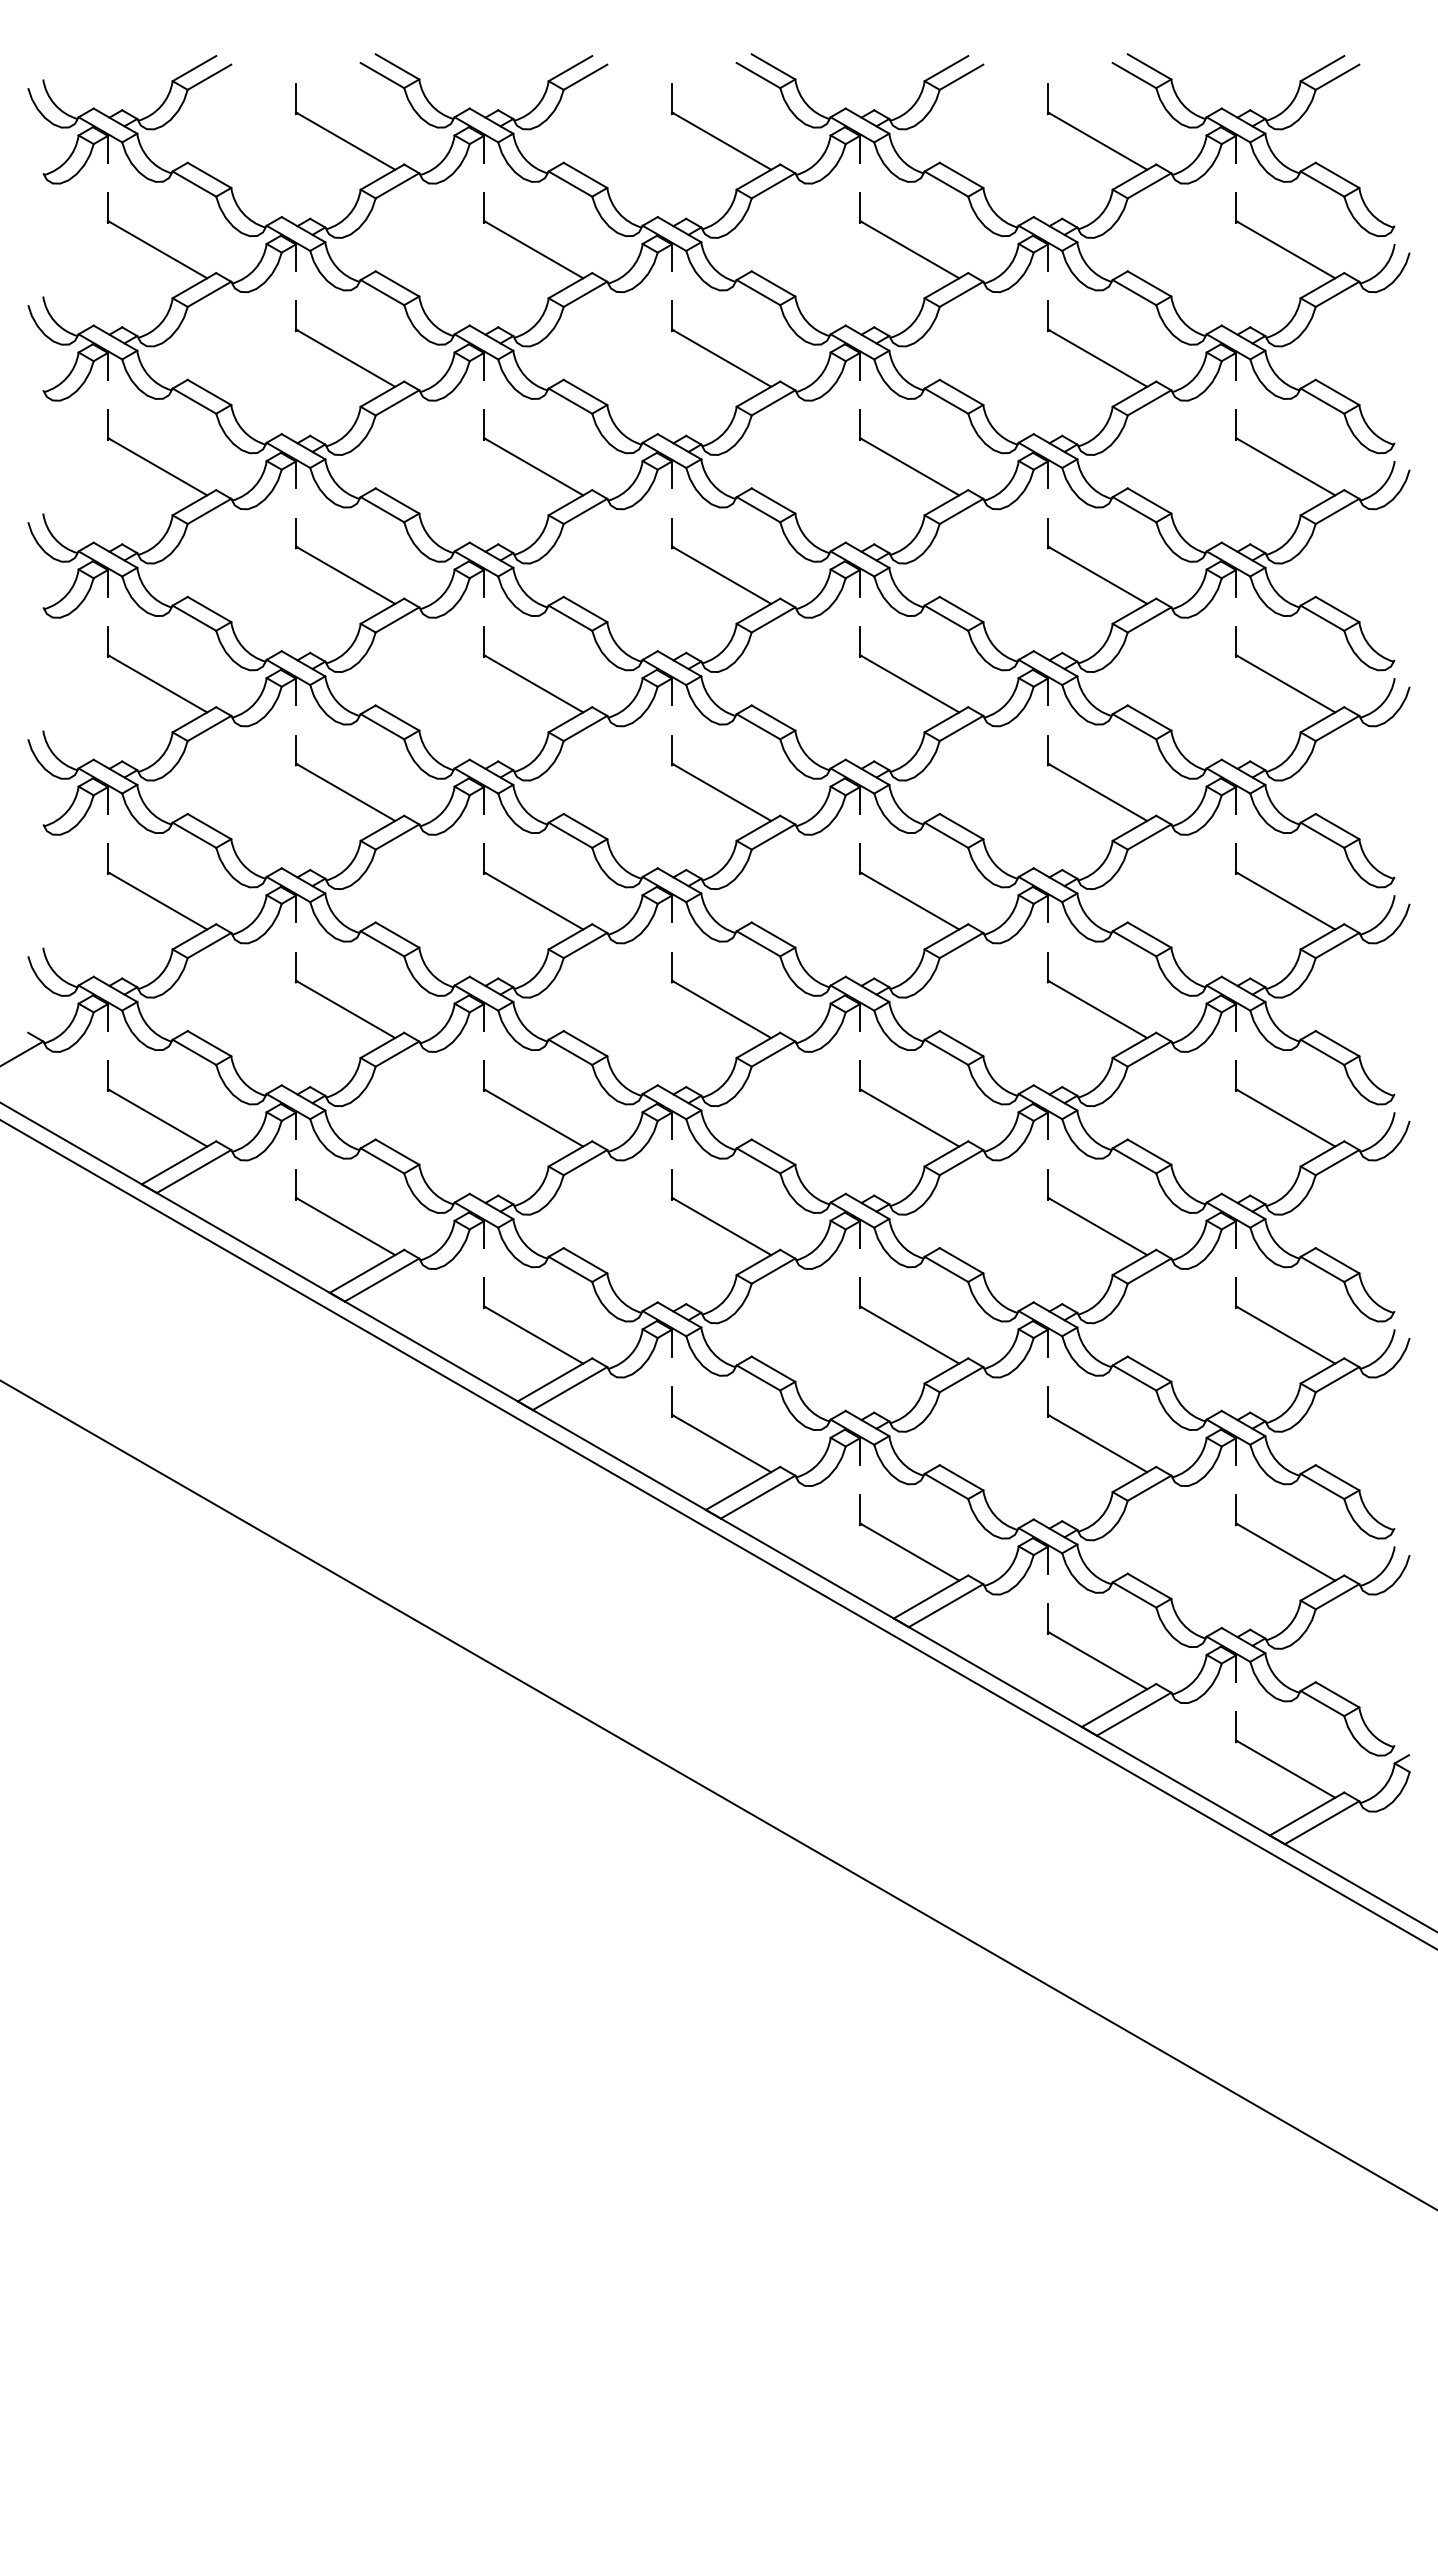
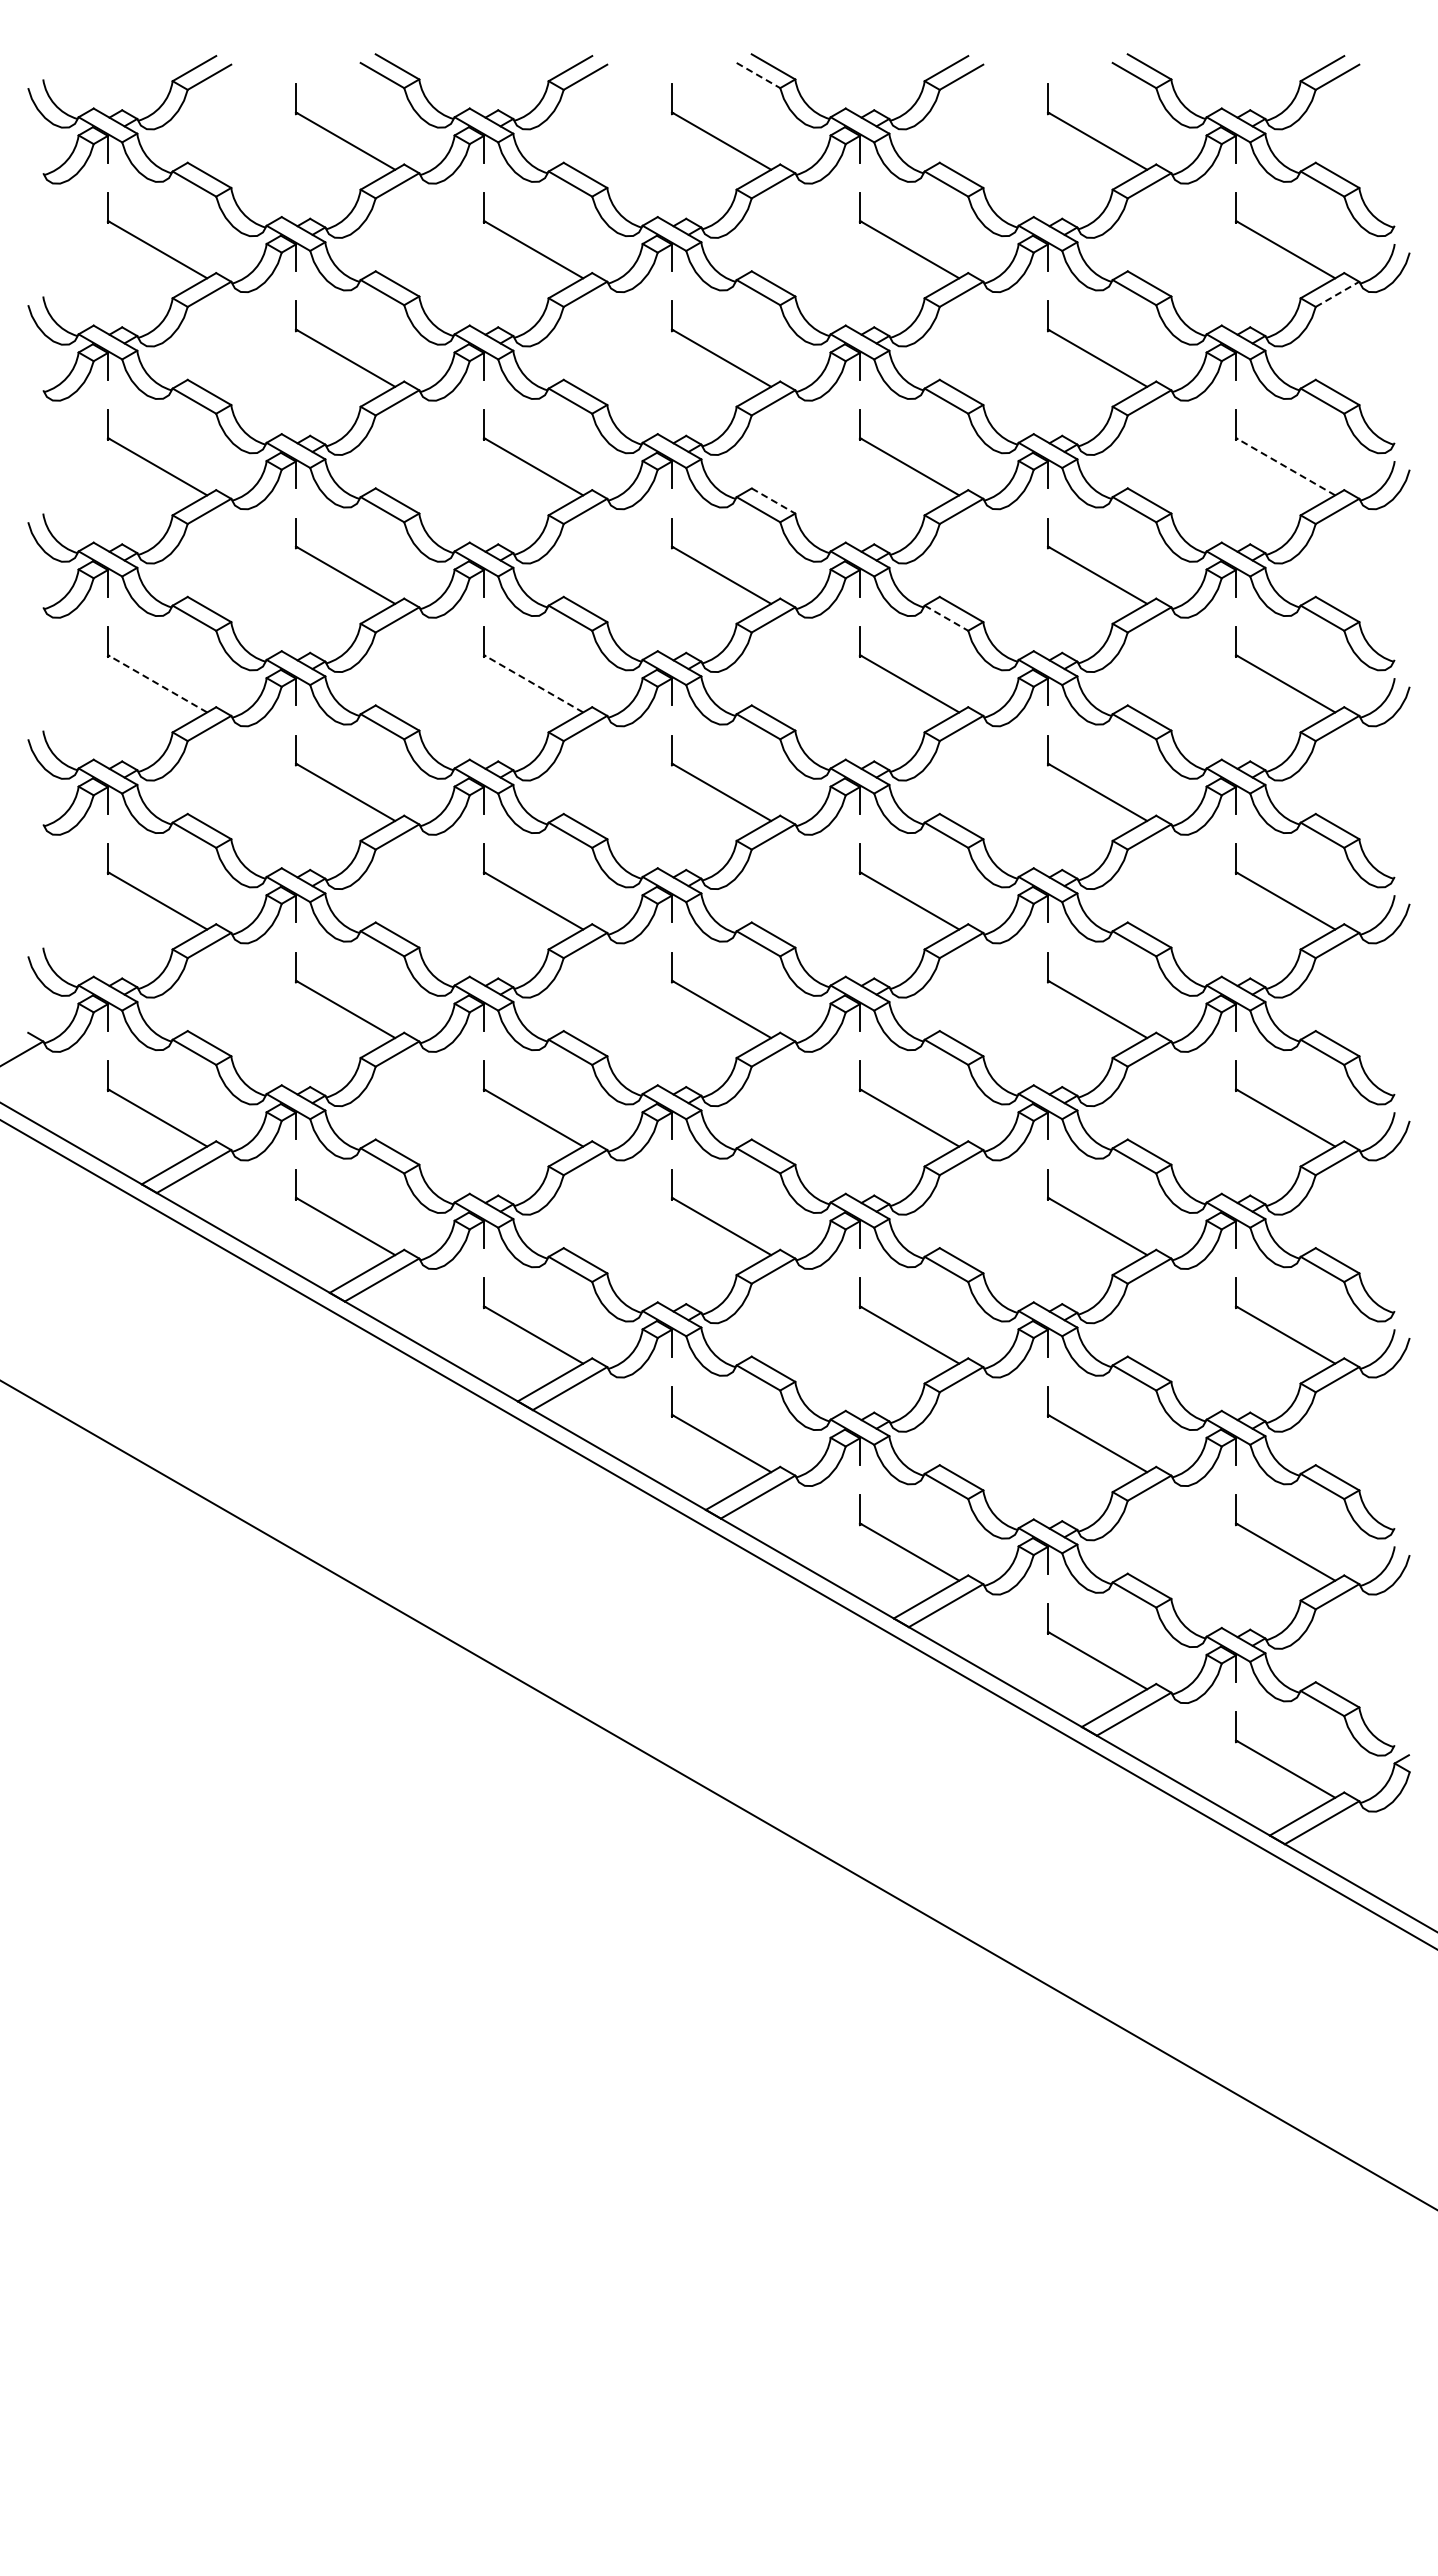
line: solid -> dashed (758, 75)
line: solid -> dashed (1337, 294)
line: solid -> dashed (1285, 466)
line: solid -> dashed (773, 501)
line: solid -> dashed (946, 618)
line: solid -> dashed (157, 683)
line: solid -> dashed (533, 683)
